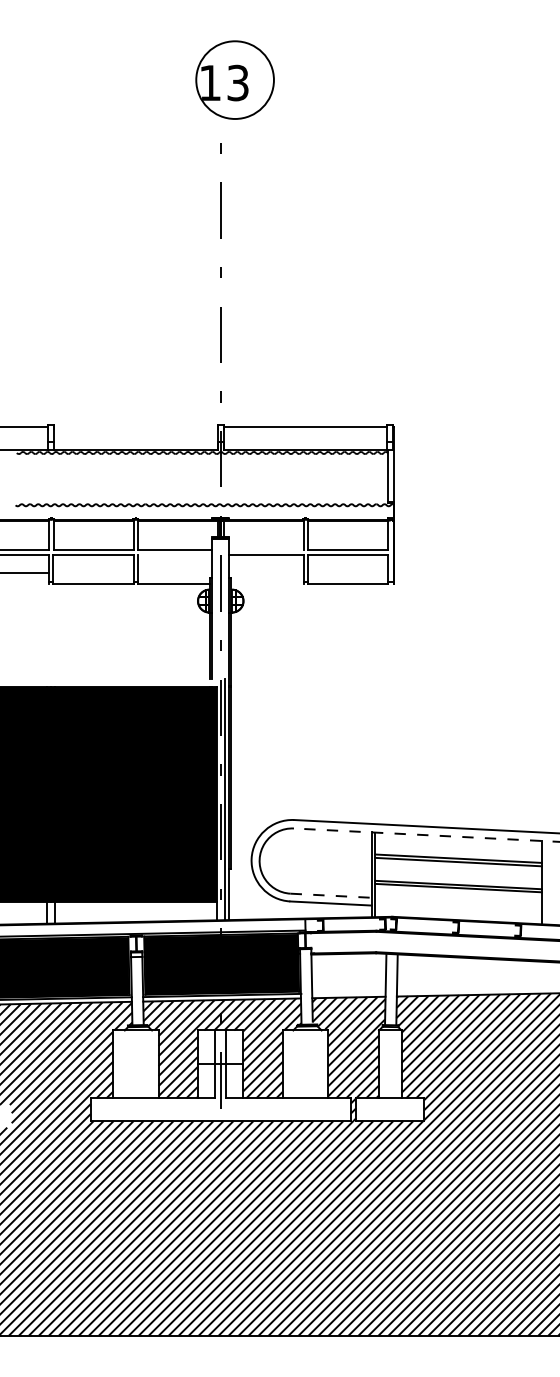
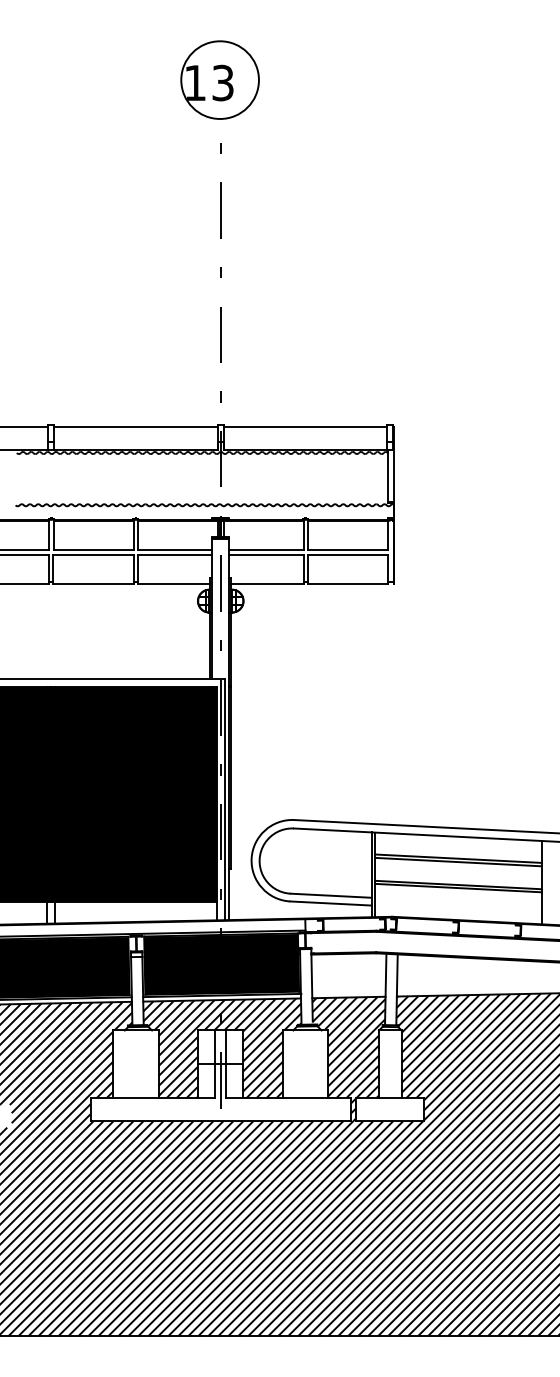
part position: (234, 79) -> (219, 79) (219, 79)
line: none -> present (135, 426)
line: none -> present (266, 550)
line: none -> present (175, 554)
line position: (25, 573) -> (25, 584) (25, 584)
line: none -> present (267, 584)
line: none -> present (113, 678)
line: dashed -> solid (426, 835)
line: dashed -> solid (331, 895)
